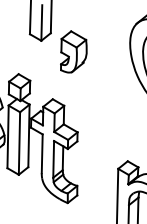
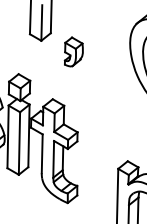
part size: 28x44 px -> 21x32 px (73, 51)
